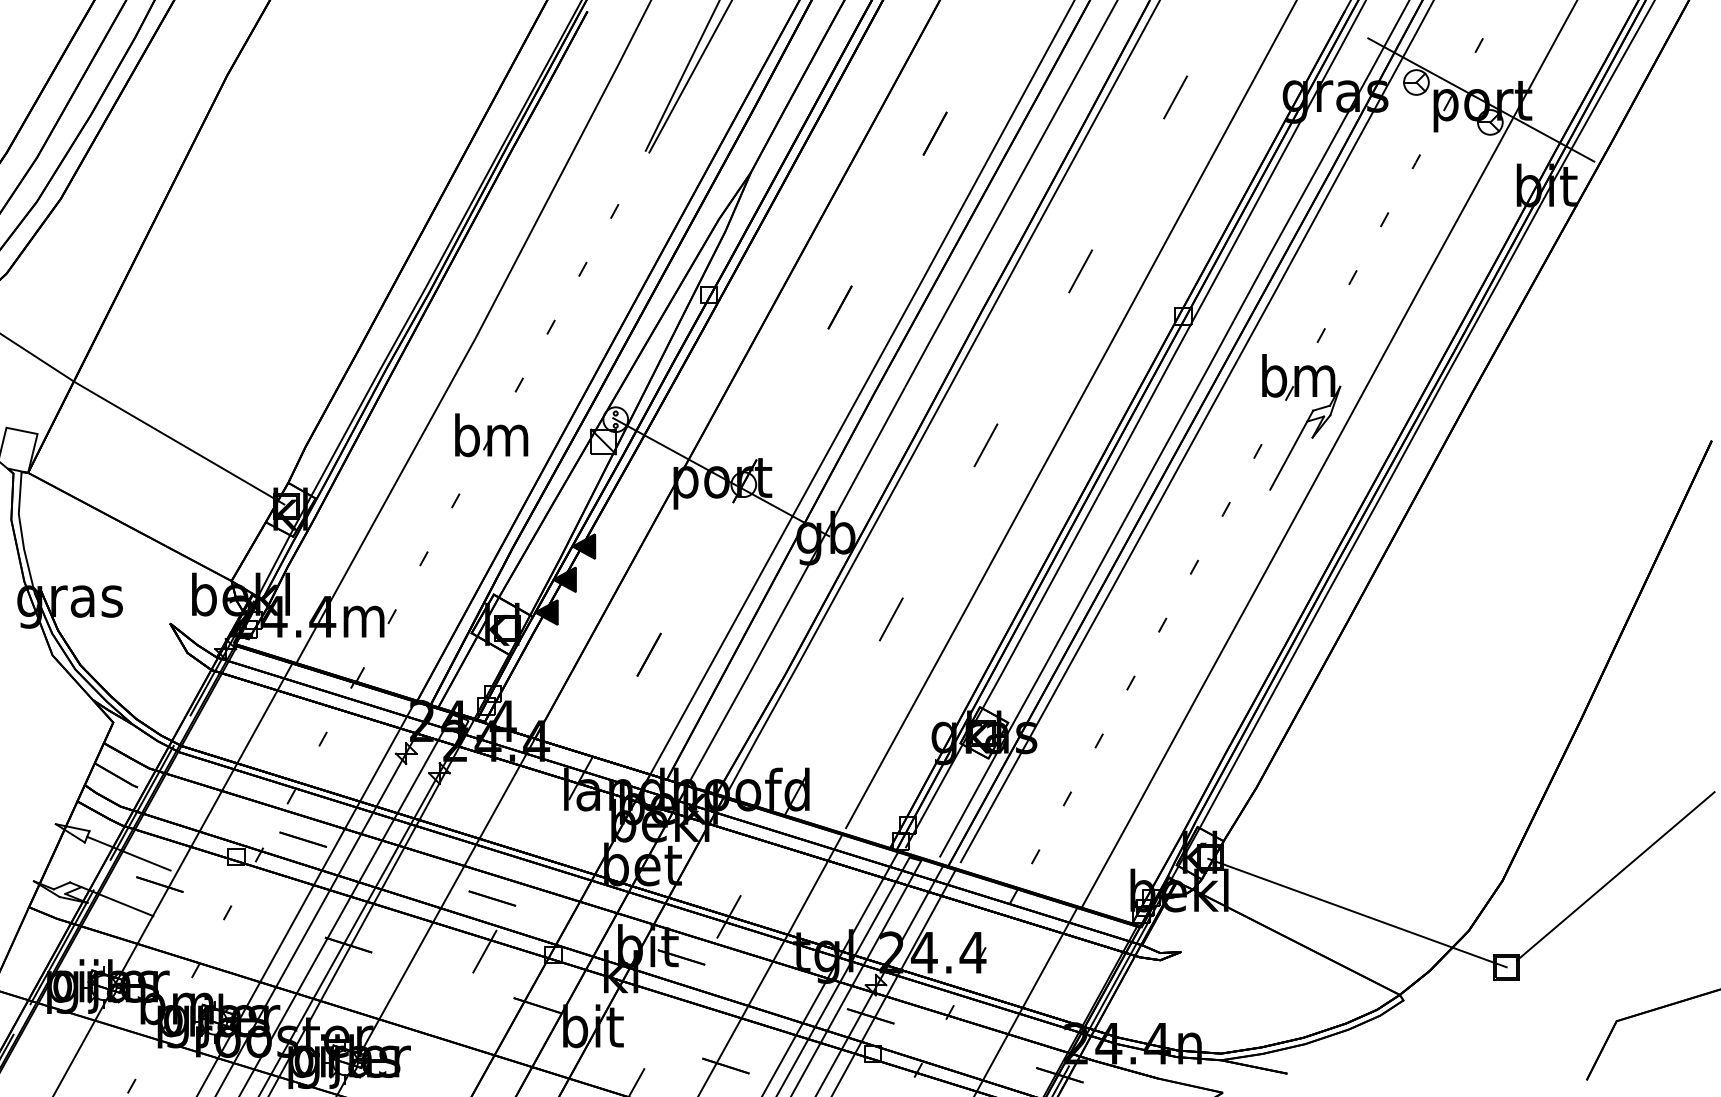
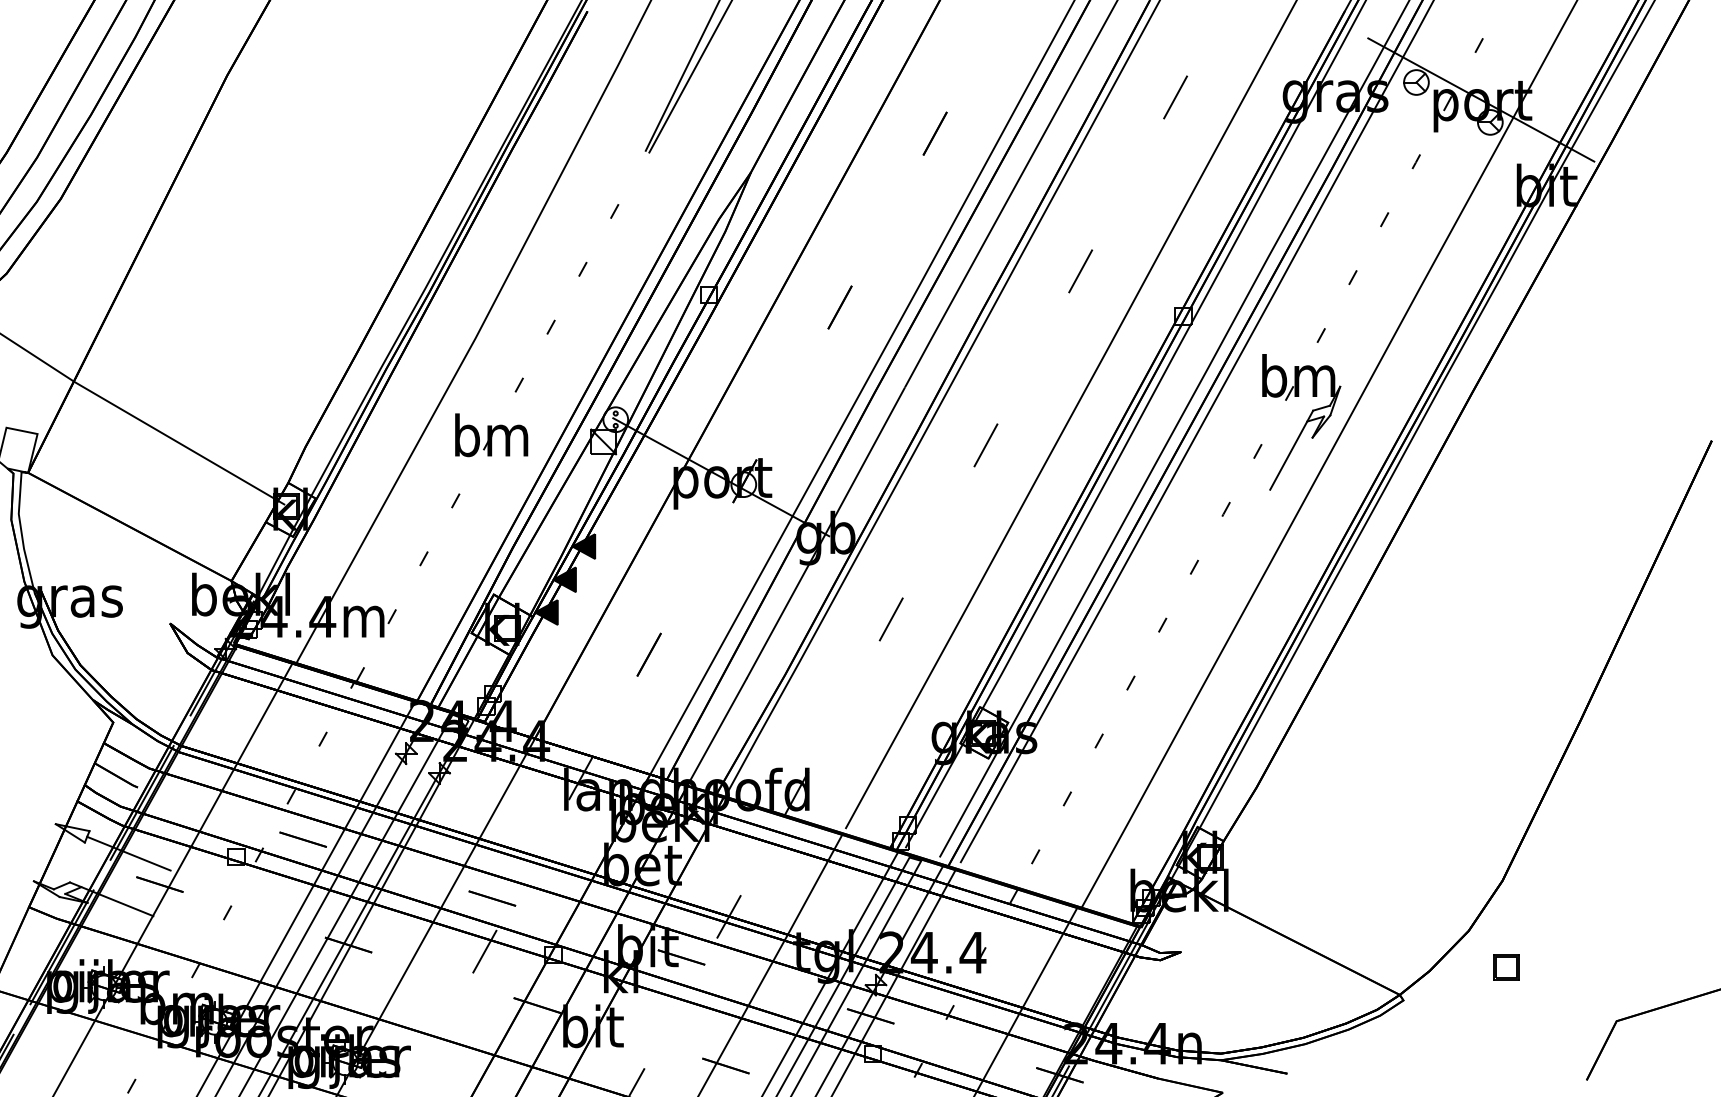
line: present -> none (1615, 876)
line: present -> none (1357, 912)
